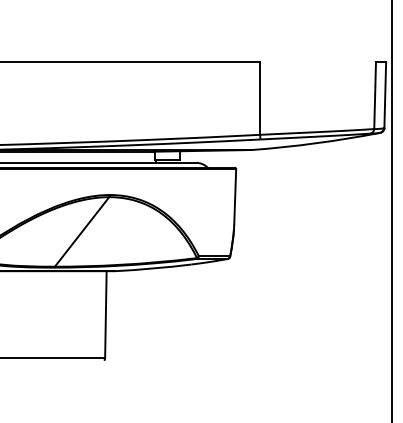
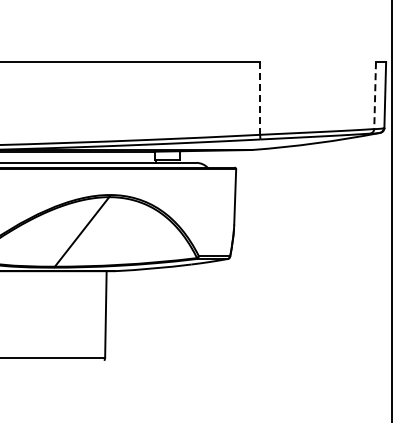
line: solid -> dashed (375, 96)
line: solid -> dashed (260, 98)
